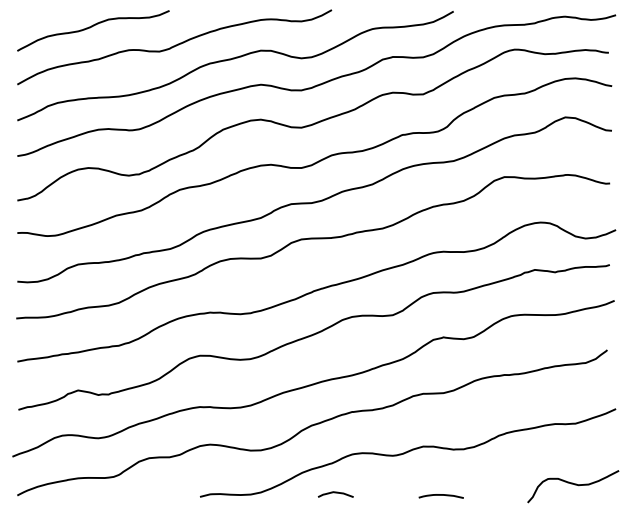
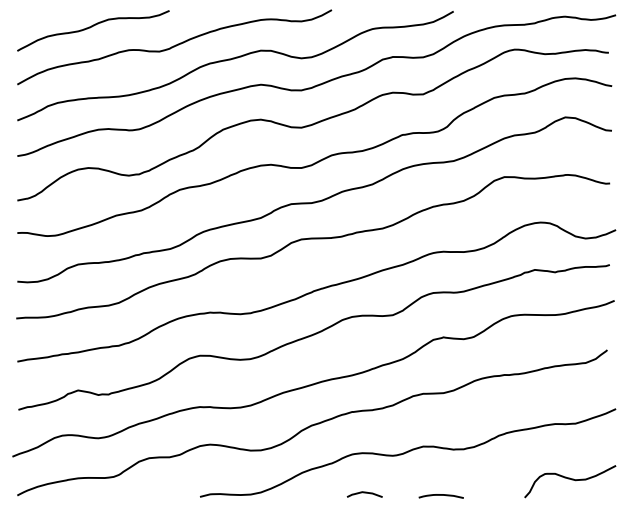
curve position: (574, 485) -> (571, 480) (571, 480)
curve position: (335, 493) -> (364, 493) (364, 493)
